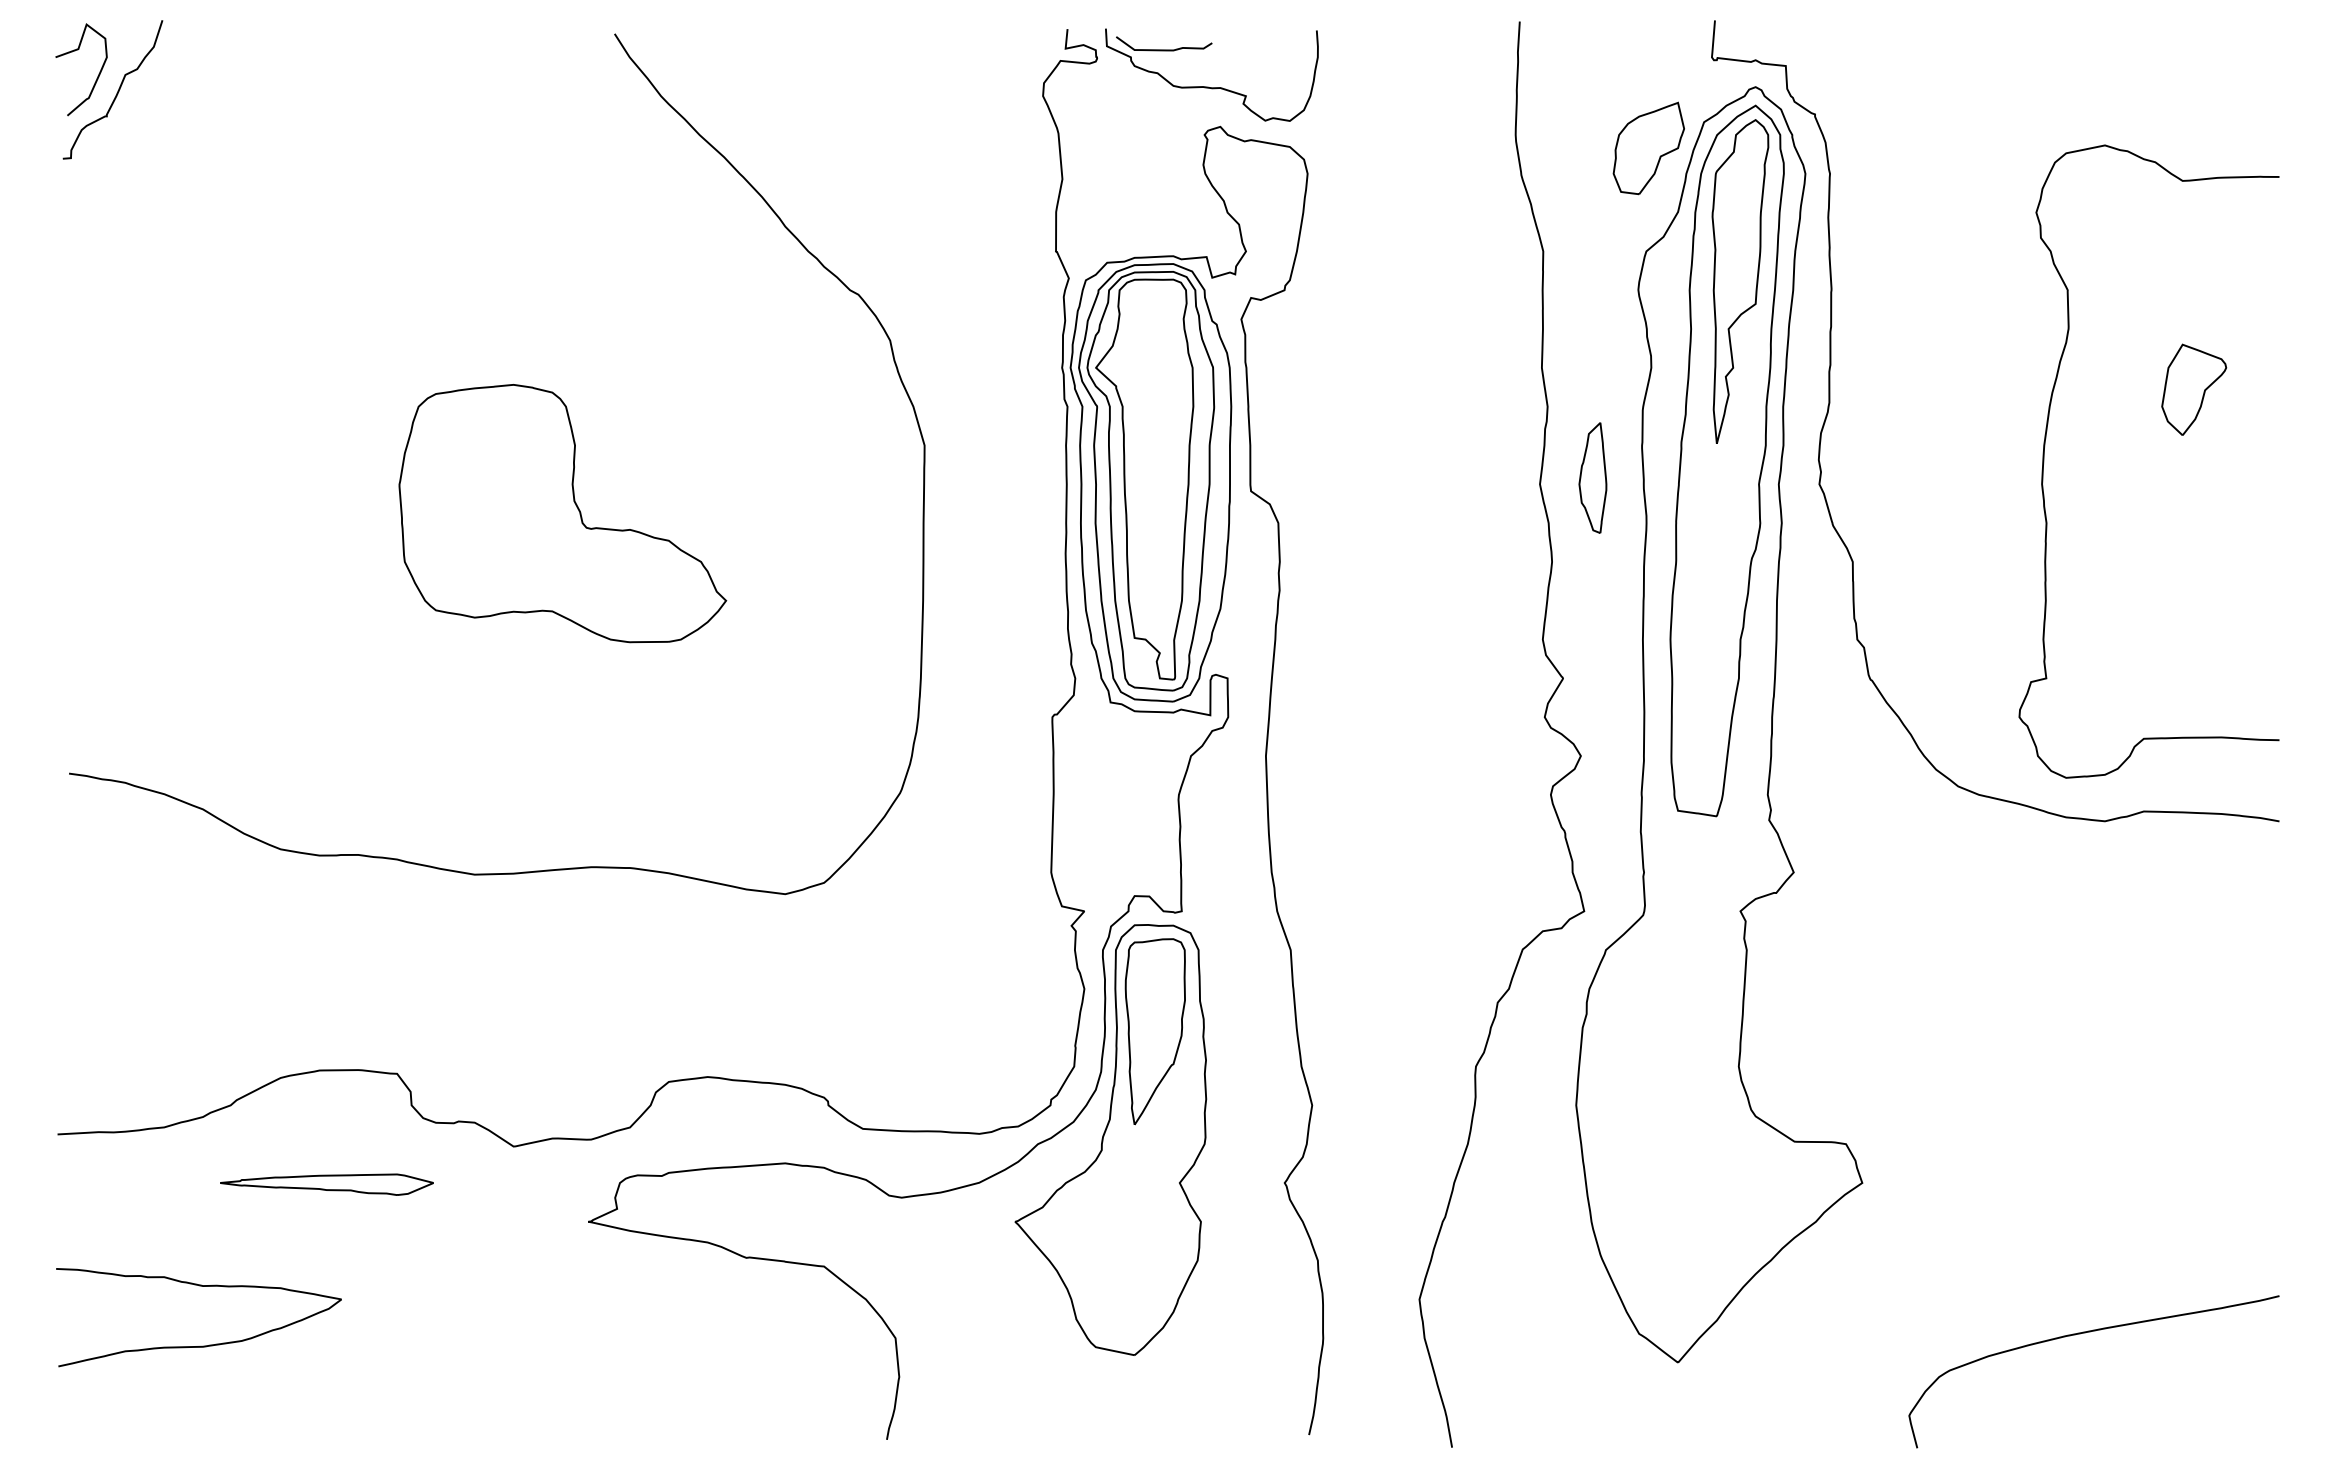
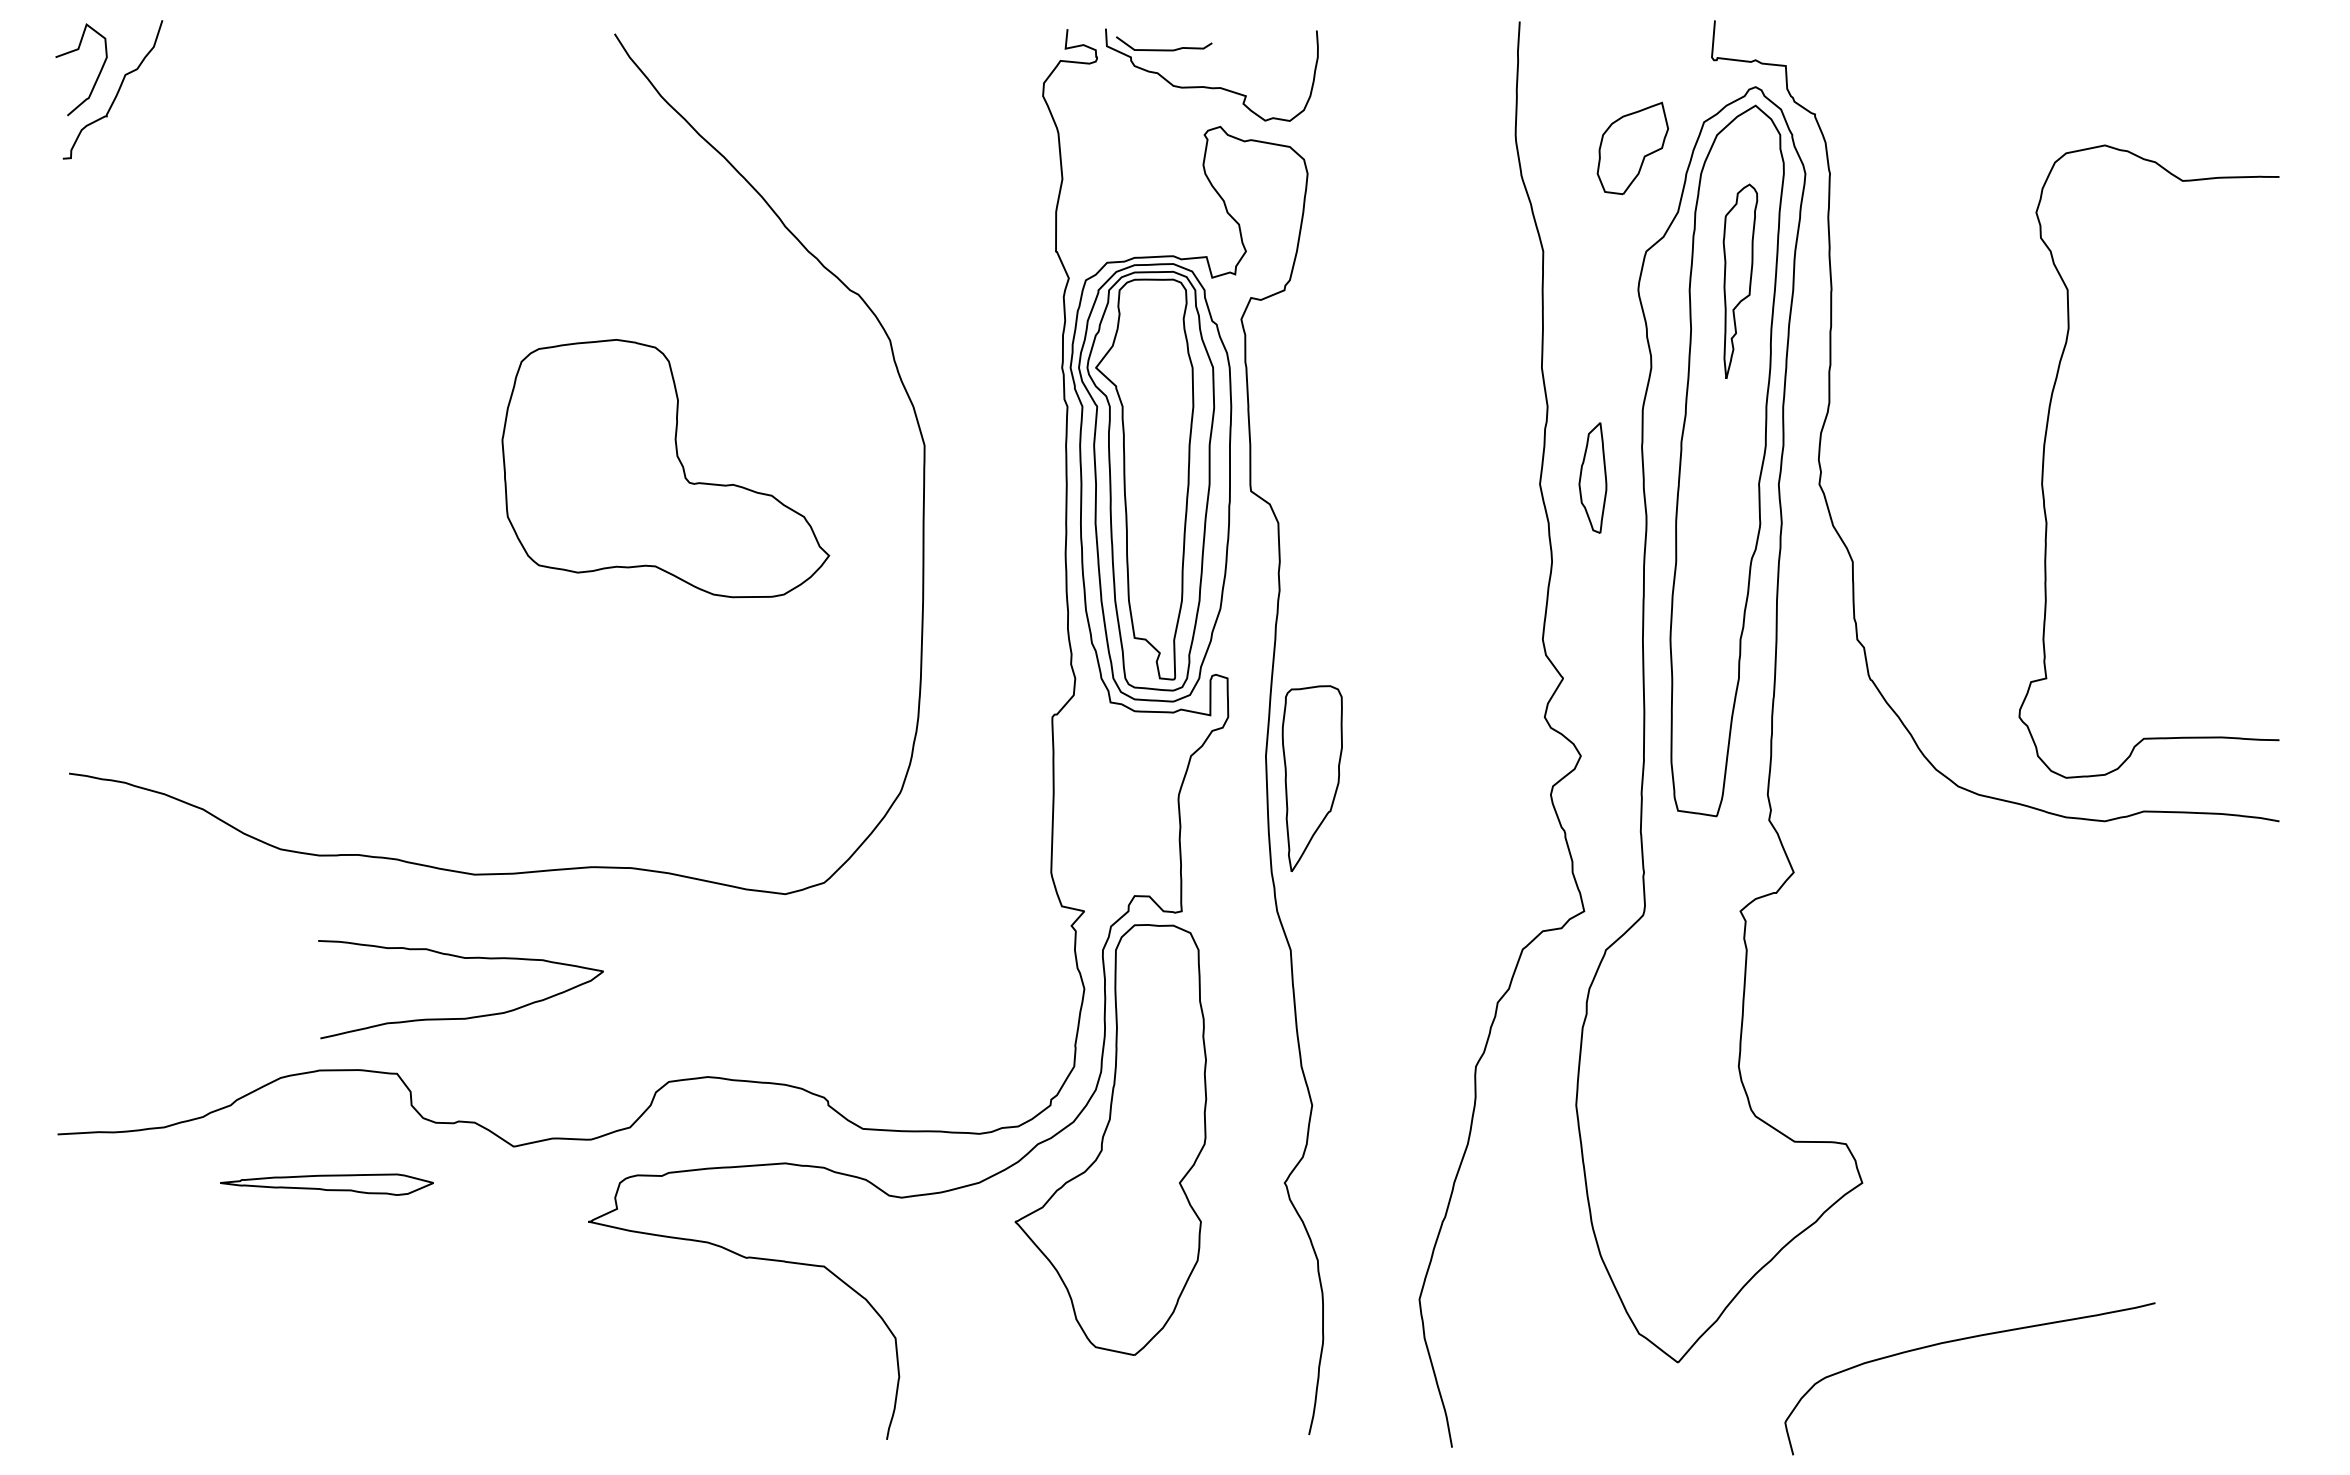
part position: (1648, 148) -> (1632, 148) (1632, 148)
part size: 59x325 px -> 37x196 px (1740, 280)
part: present -> none (2194, 389)
part position: (562, 513) -> (665, 468) (665, 468)
part position: (1154, 1031) -> (1311, 778) (1311, 778)
curve position: (2085, 1333) -> (1961, 1340) (1961, 1340)
curve position: (201, 1345) -> (463, 1017) (463, 1017)
